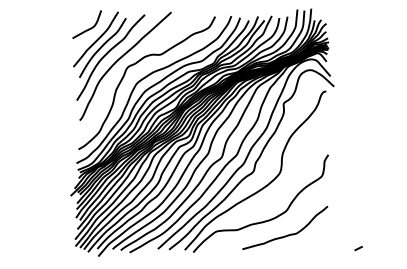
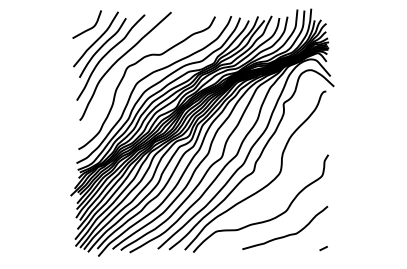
line position: (358, 248) -> (323, 248) (323, 248)
